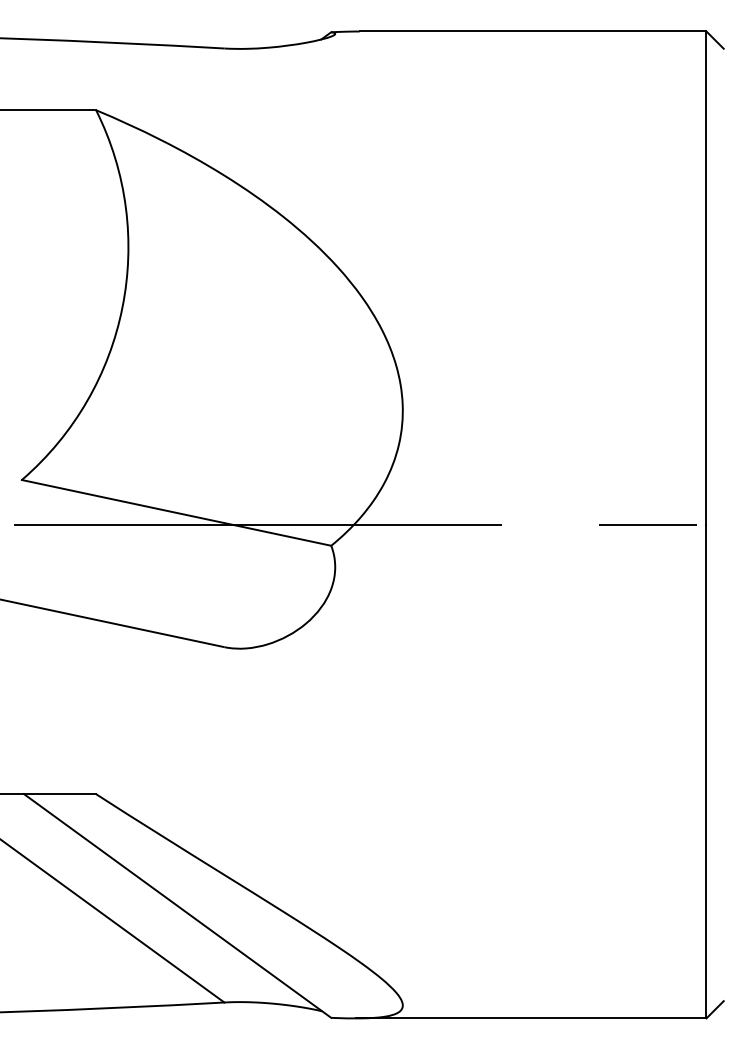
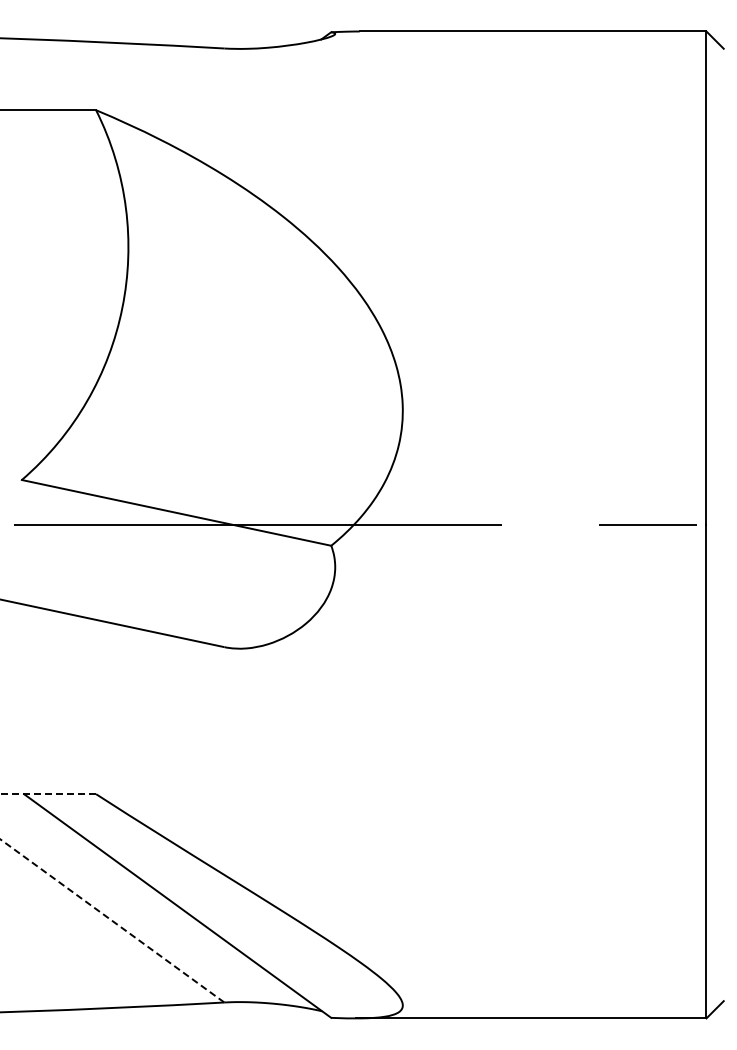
line: solid -> dashed (48, 794)
line: solid -> dashed (112, 920)
